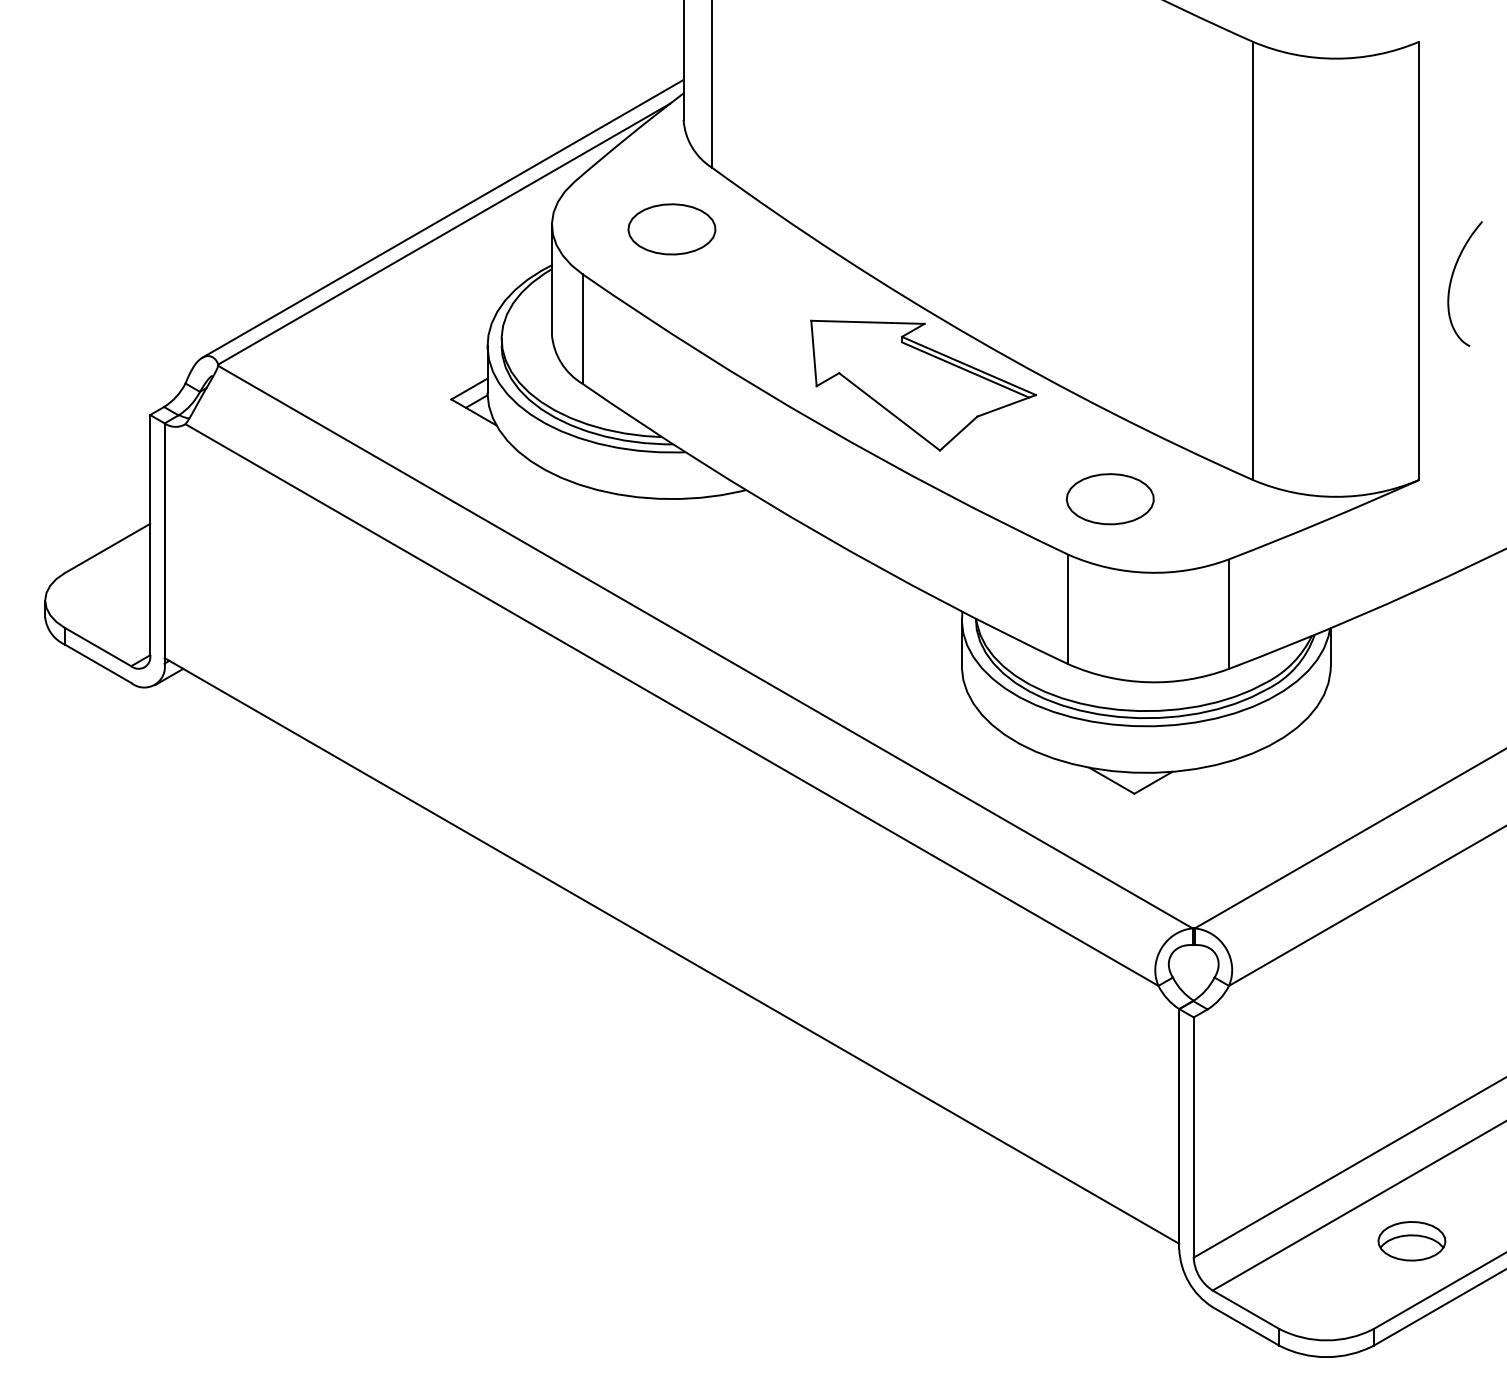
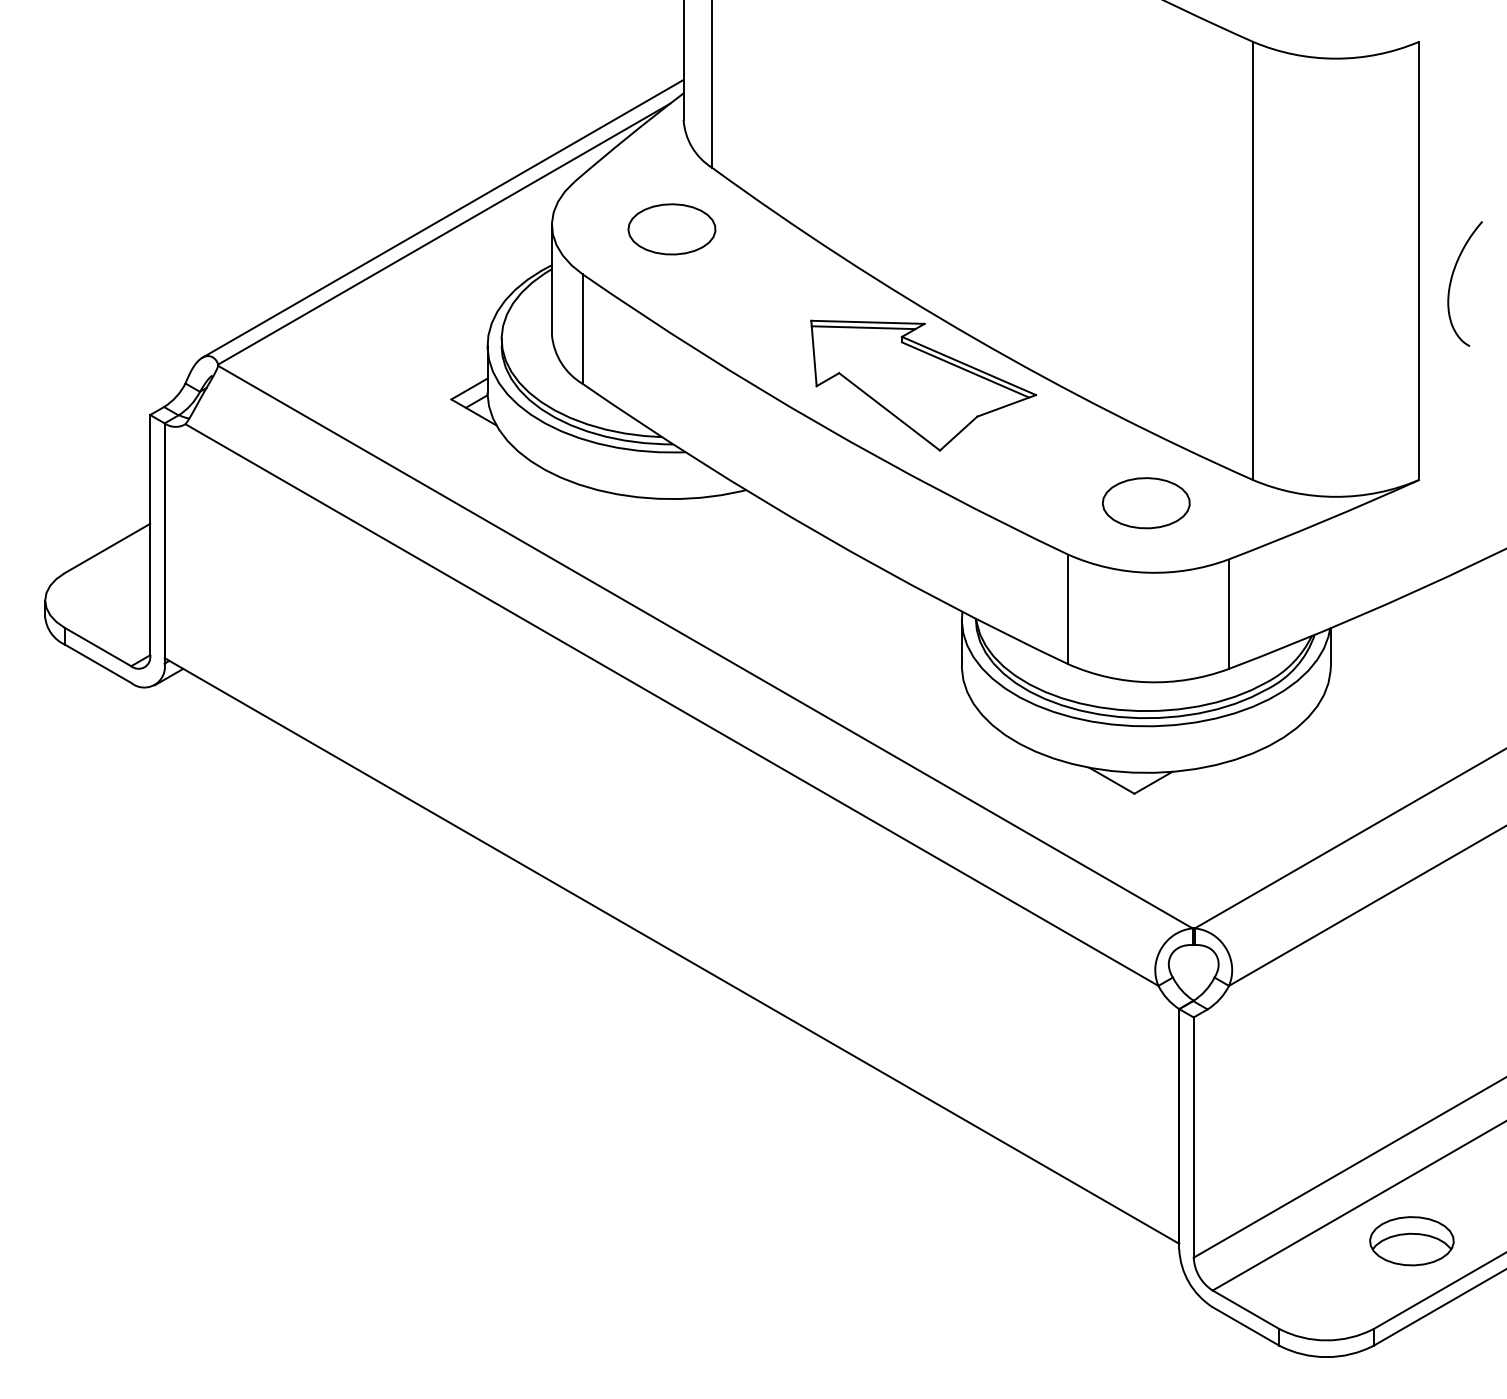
line: none -> present (863, 327)
part position: (1109, 499) -> (1145, 503) (1145, 503)
part size: 70x41 px -> 86x51 px (1411, 1241)
